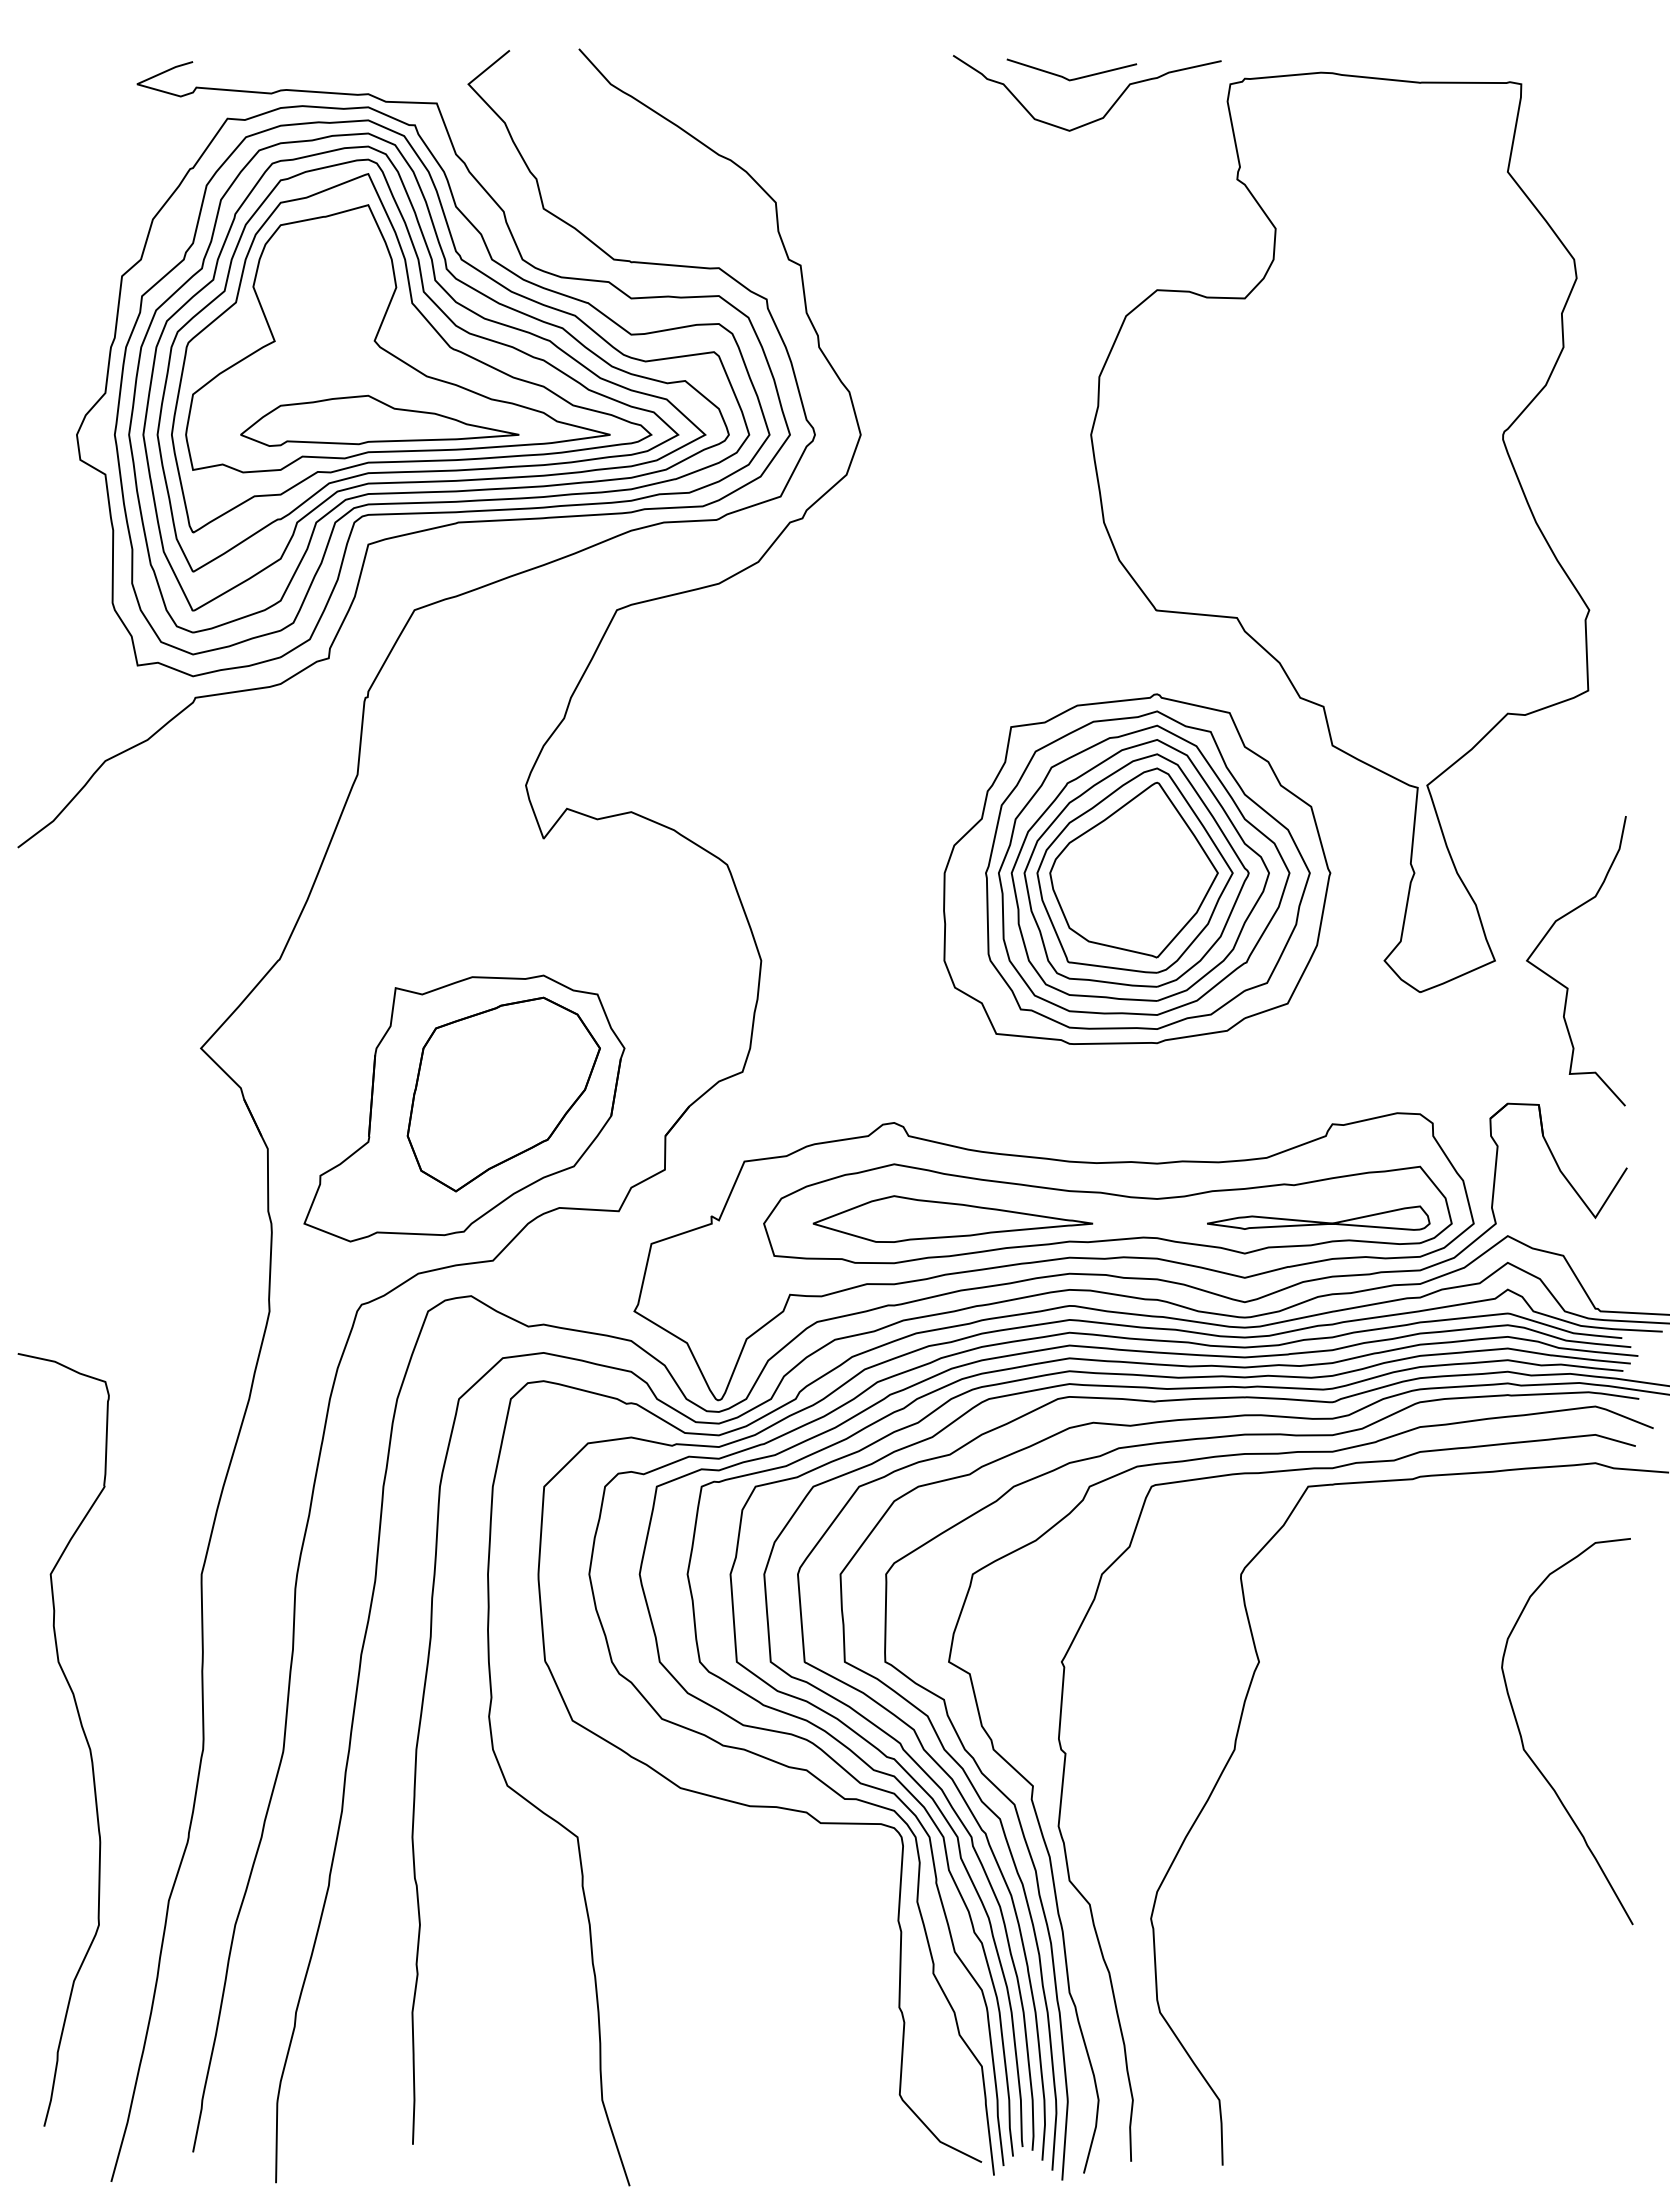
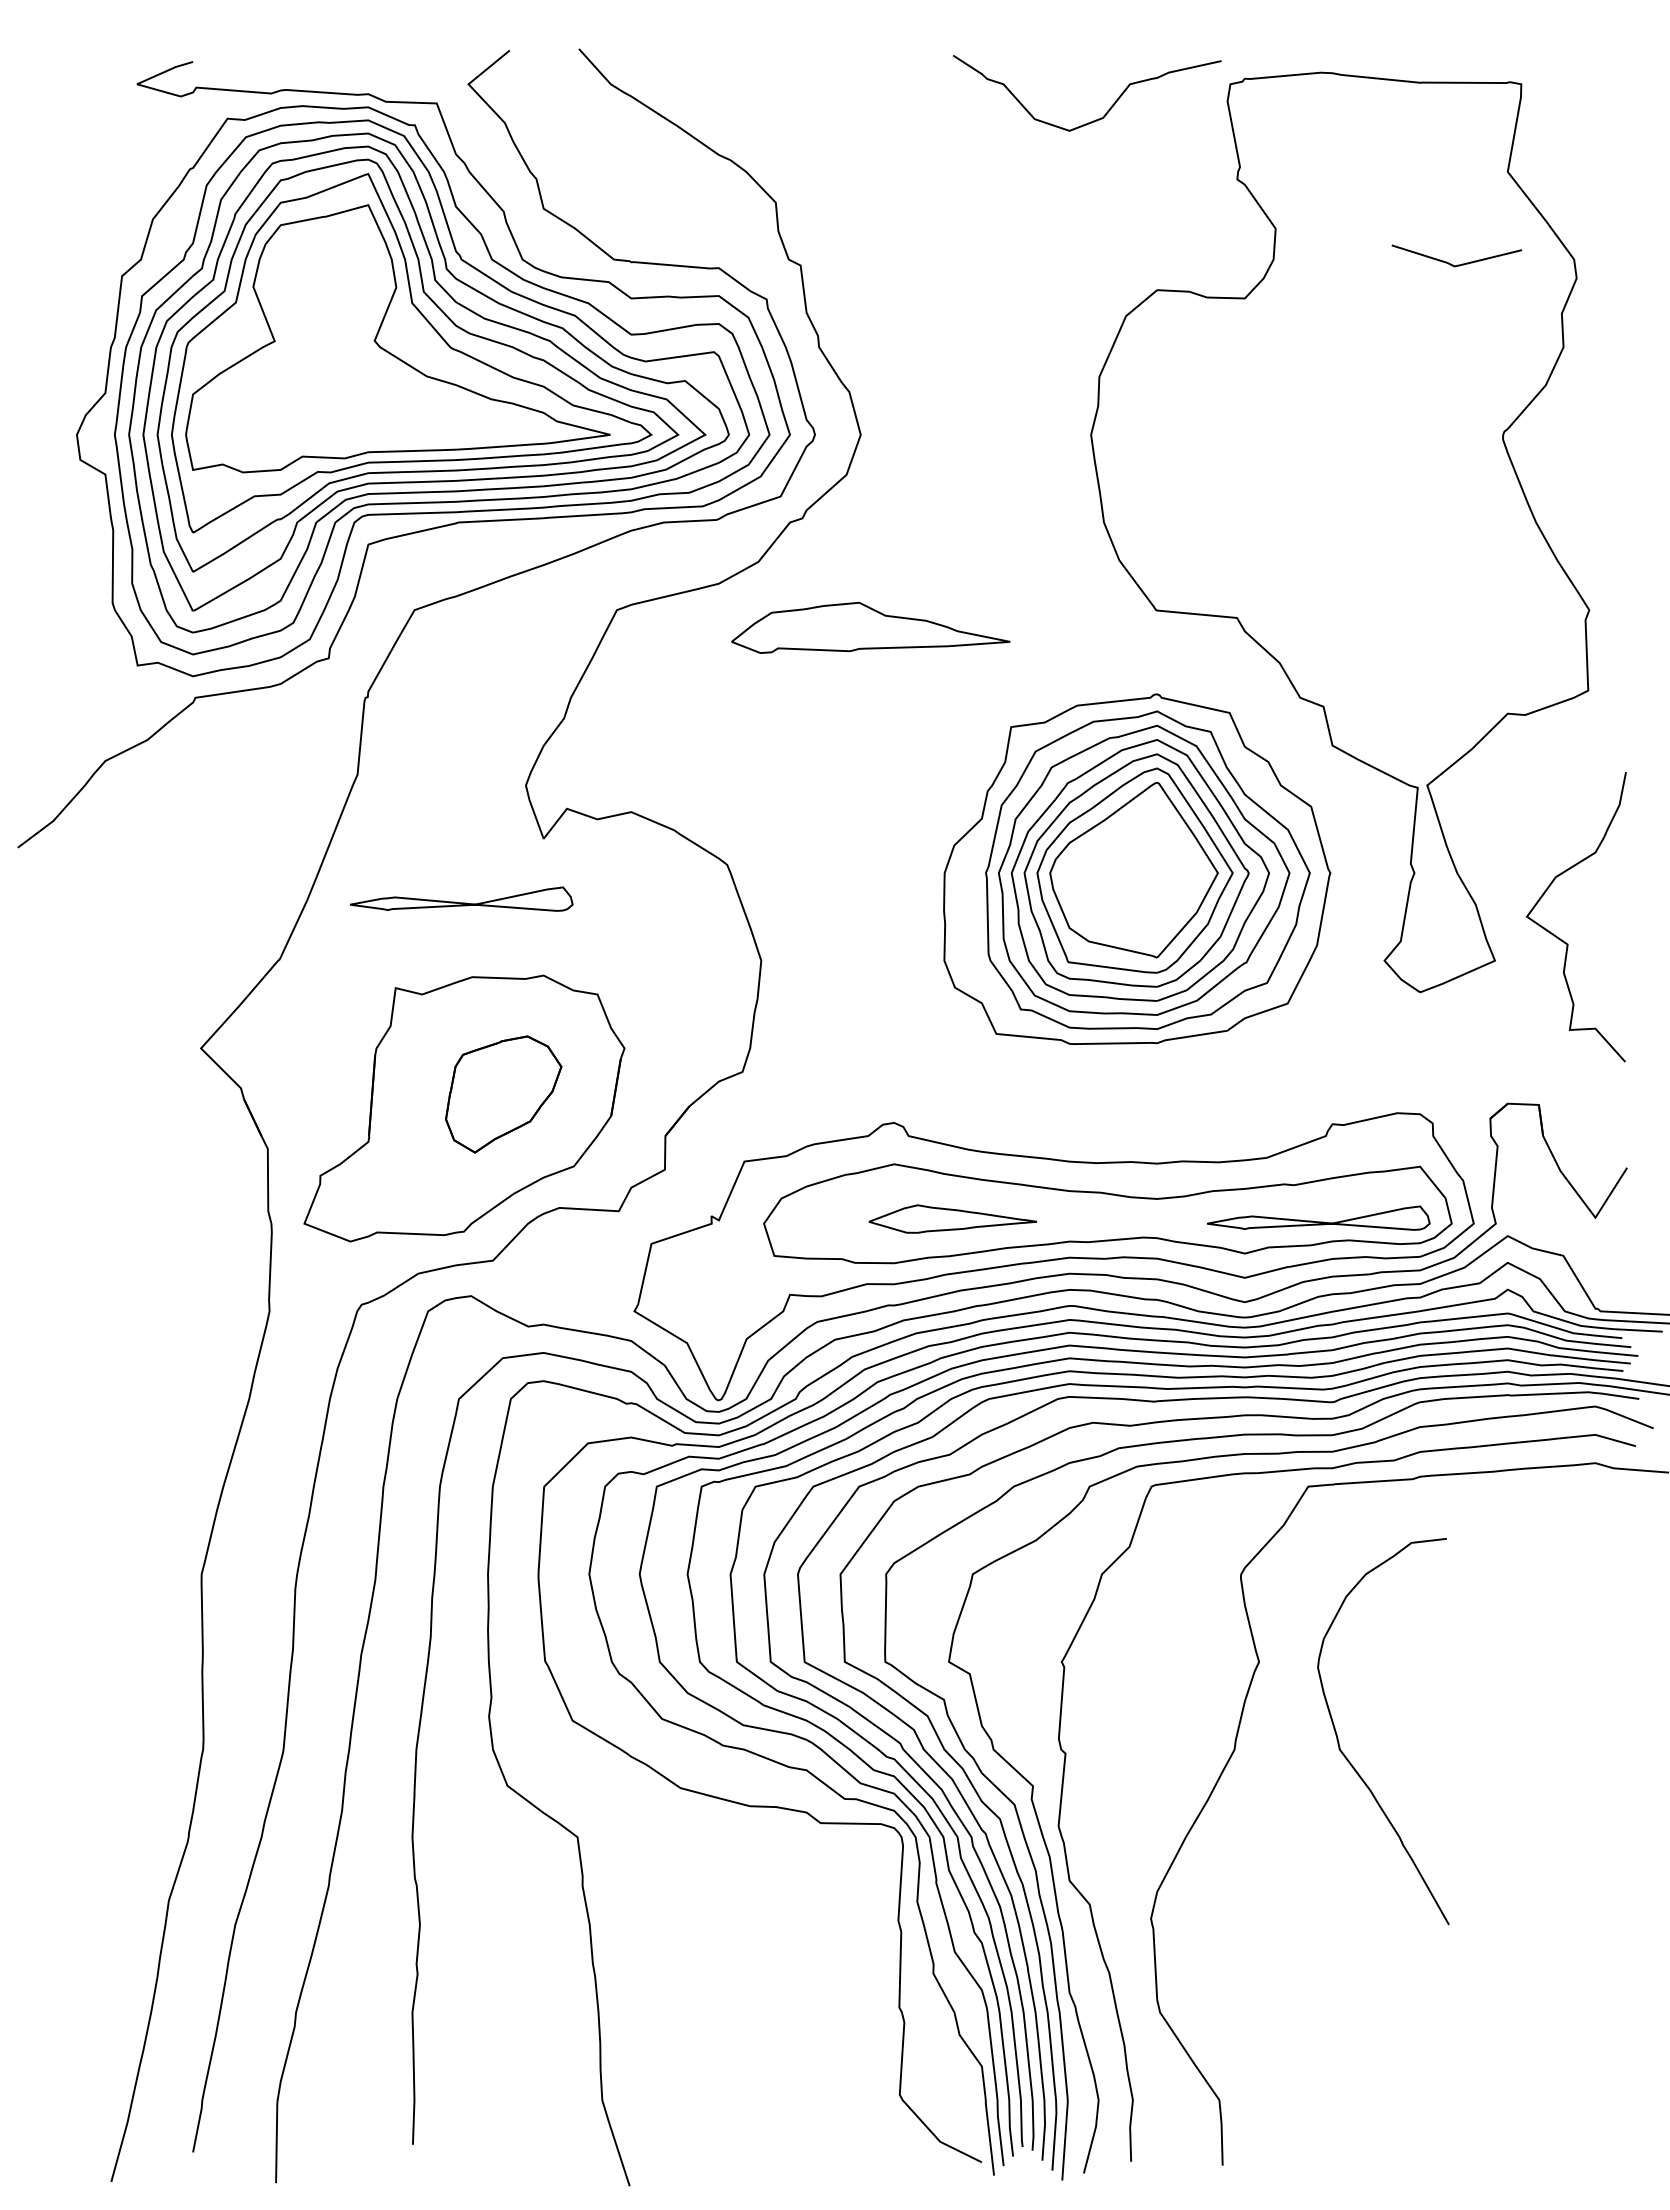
line position: (1072, 78) -> (1457, 264) (1457, 264)
part position: (379, 420) -> (870, 627) (870, 627)
part: none -> present (461, 898)
curve position: (1562, 983) -> (1562, 939) (1562, 939)
part size: 195x197 px -> 118x119 px (503, 1094)
part size: 282x48 px -> 170x30 px (952, 1218)
curve: present -> none (82, 1731)
curve position: (1530, 1756) -> (1346, 1756) (1346, 1756)
